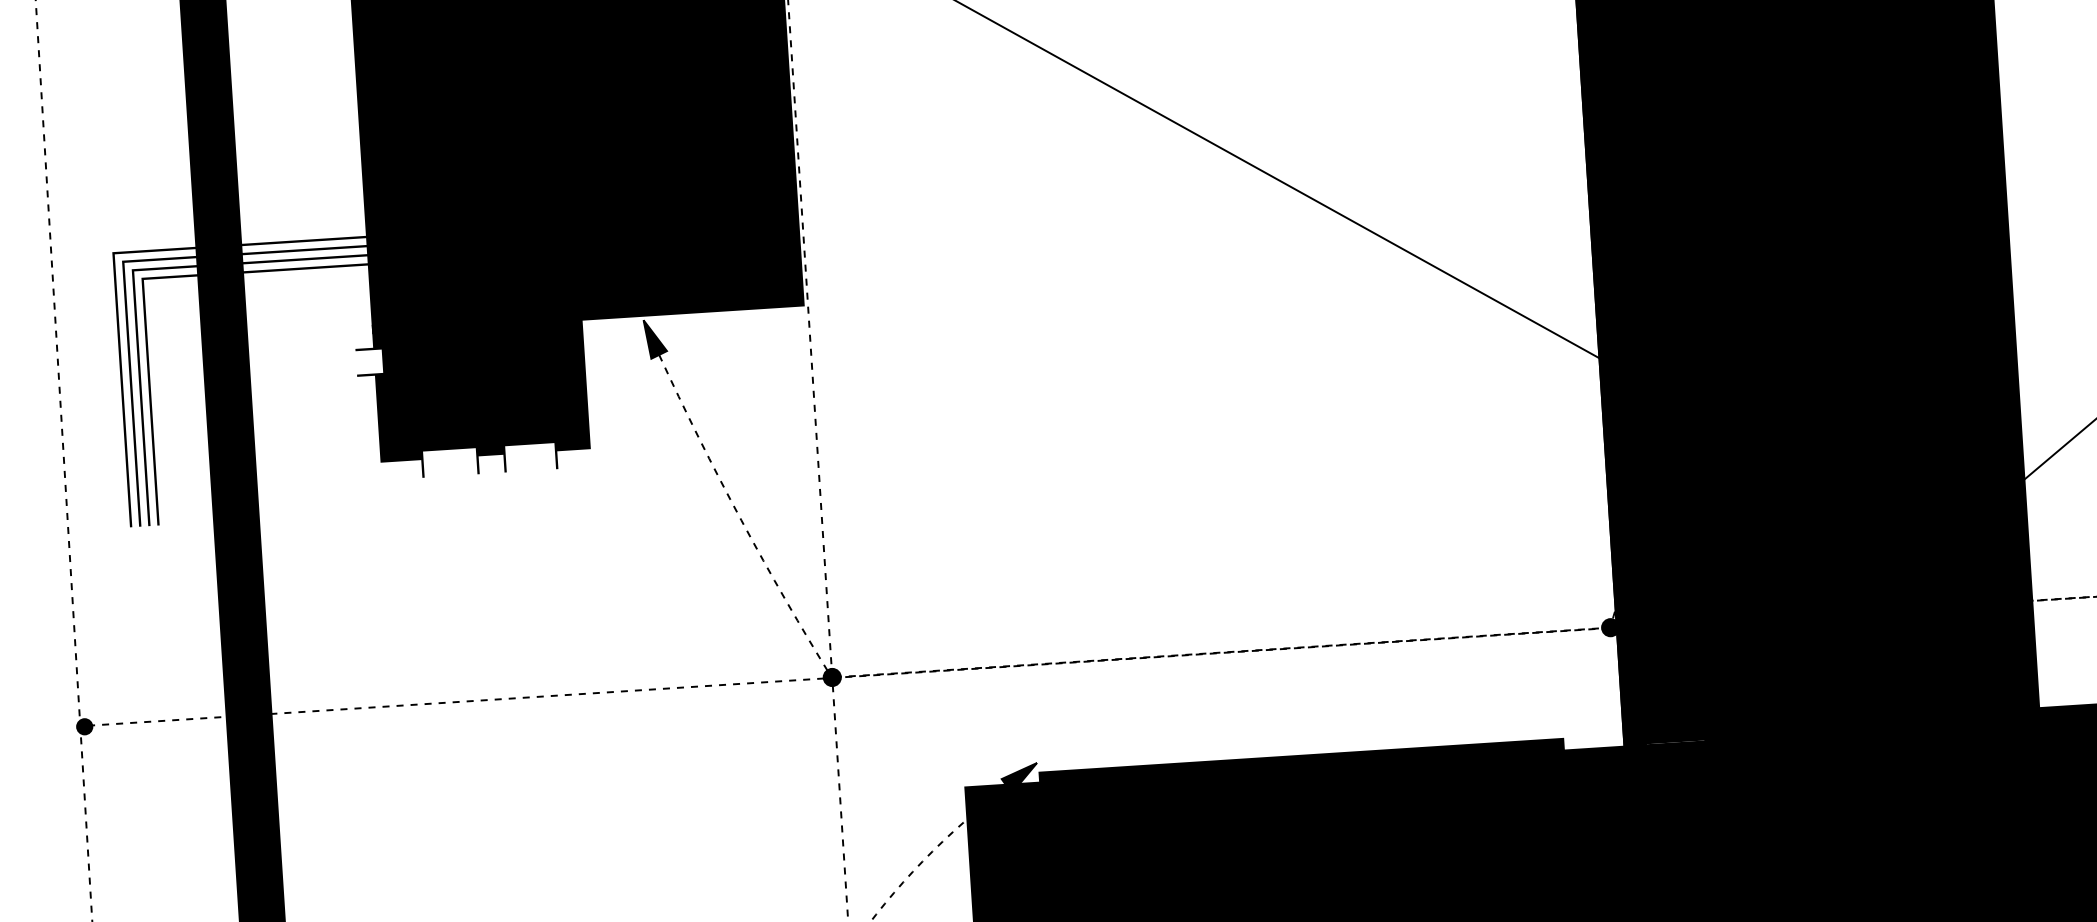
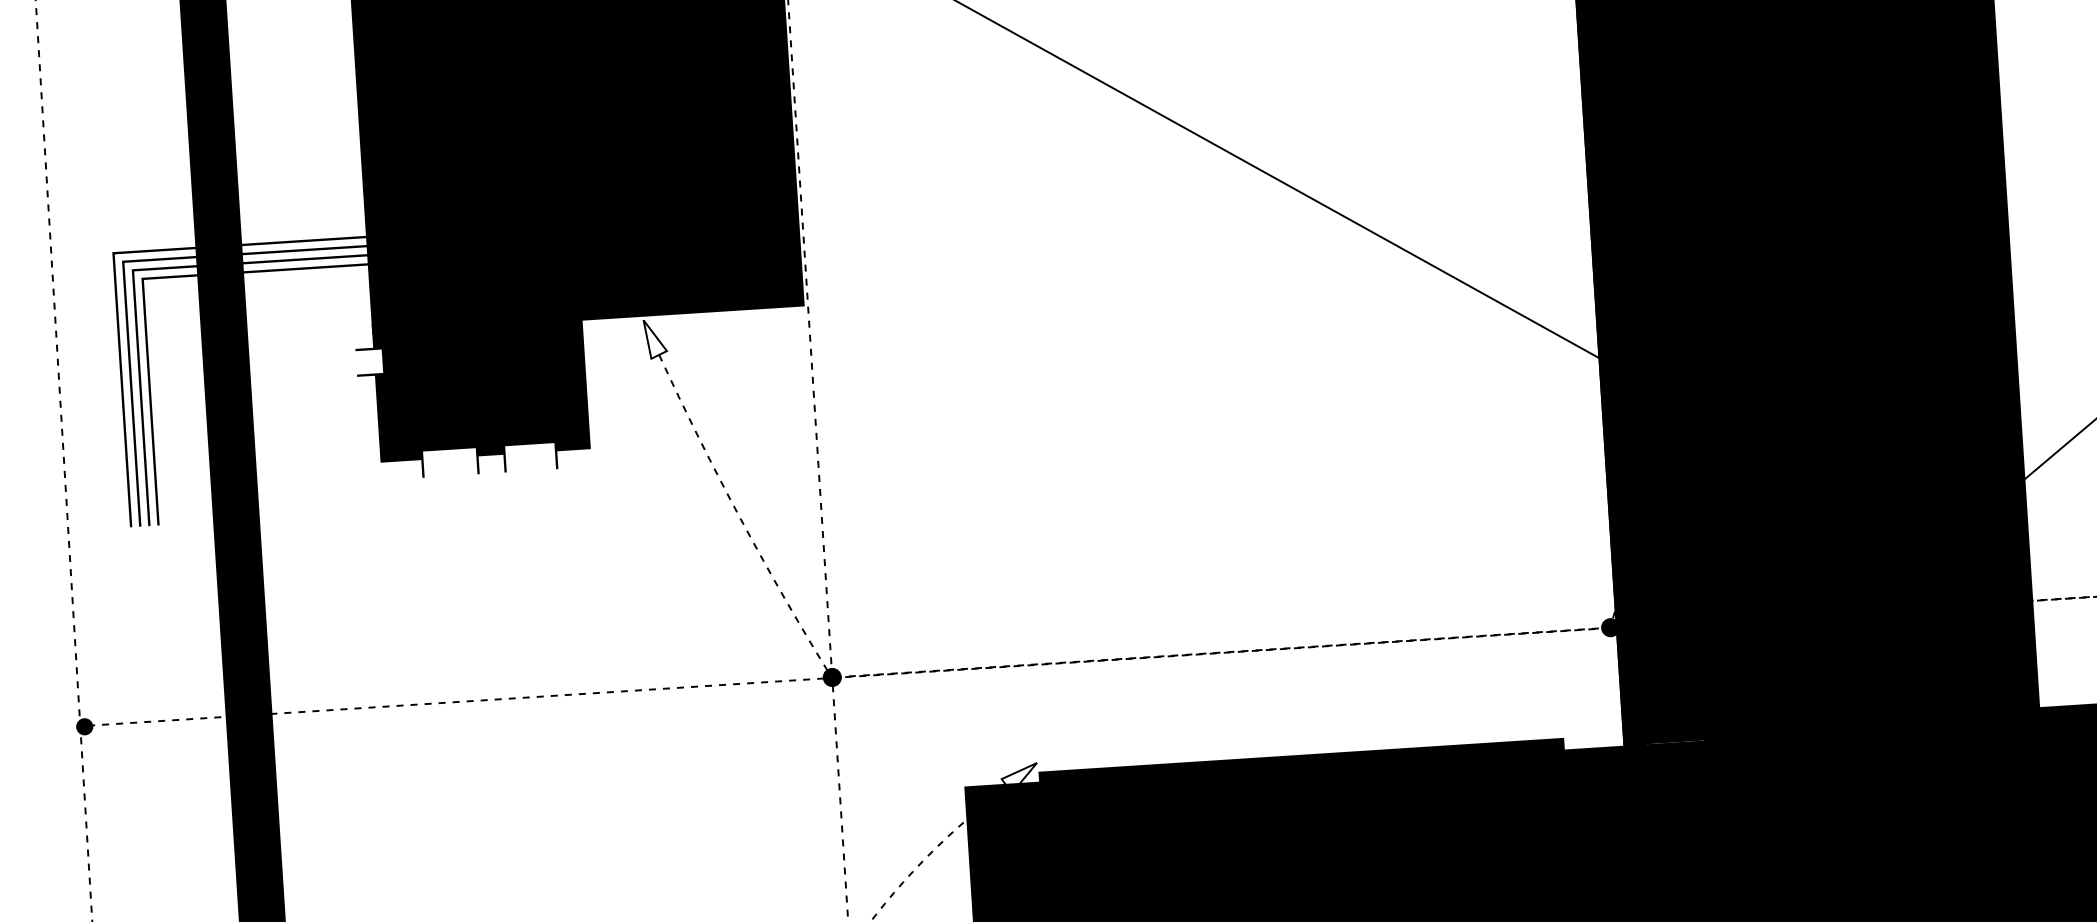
fill: present -> none (654, 339)
fill: present -> none (1019, 778)
